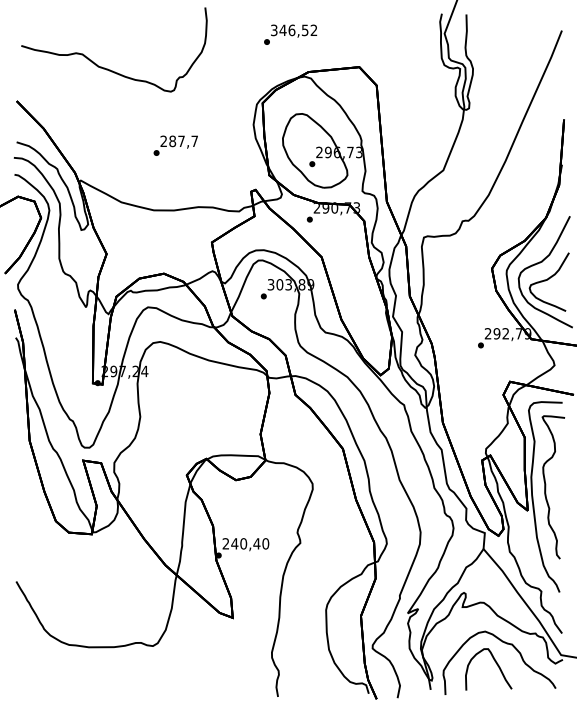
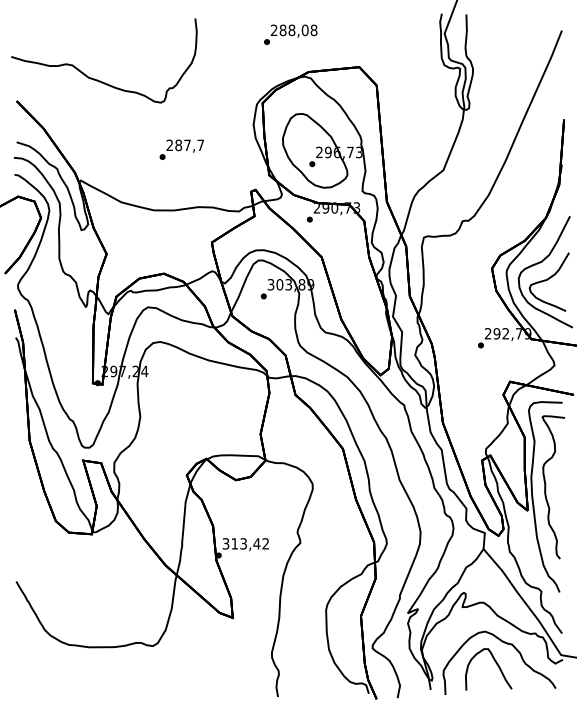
text: 346,52 -> 288,08 (294, 30)
curve position: (107, 68) -> (97, 79) (97, 79)
text position: (175, 145) -> (181, 149) (181, 149)
text: 240,40 -> 313,42 (245, 543)
